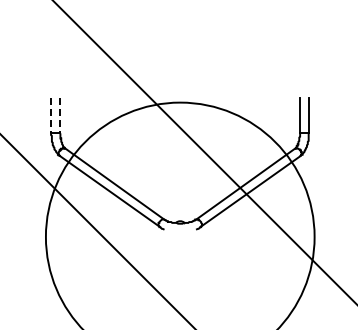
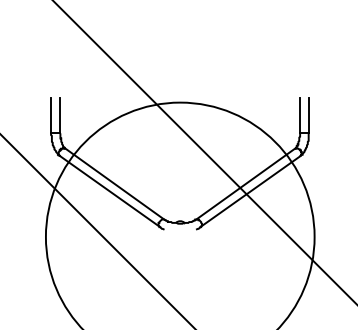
line: dashed -> solid (51, 116)
line: dashed -> solid (60, 116)
